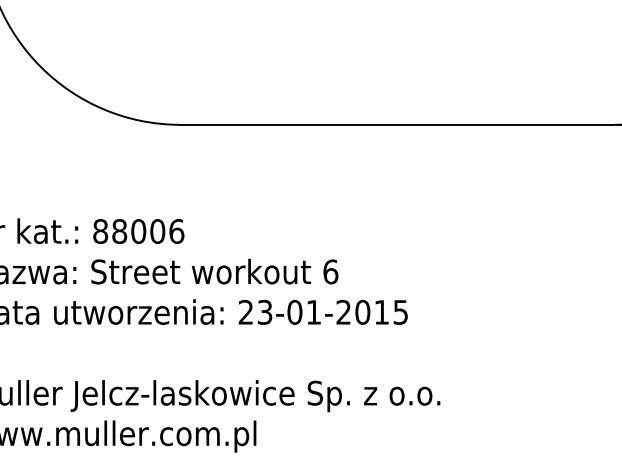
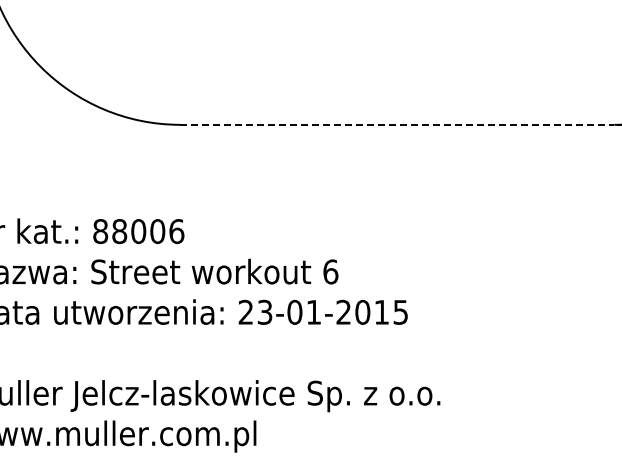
line: solid -> dashed (397, 124)
